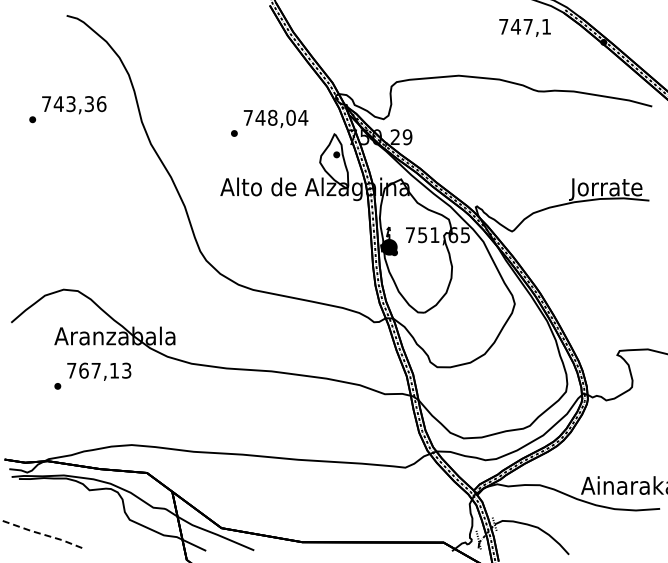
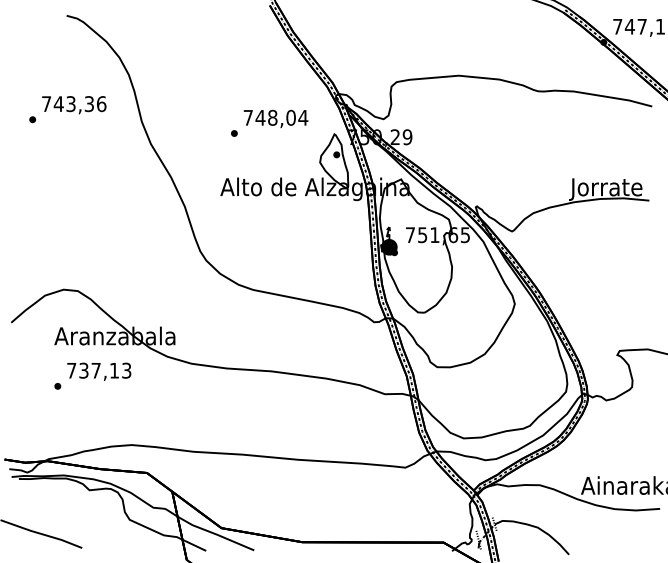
text position: (524, 27) -> (638, 27) (638, 27)
text: 767,13 -> 737,13 (83, 370)
line: dashed -> solid (41, 533)
